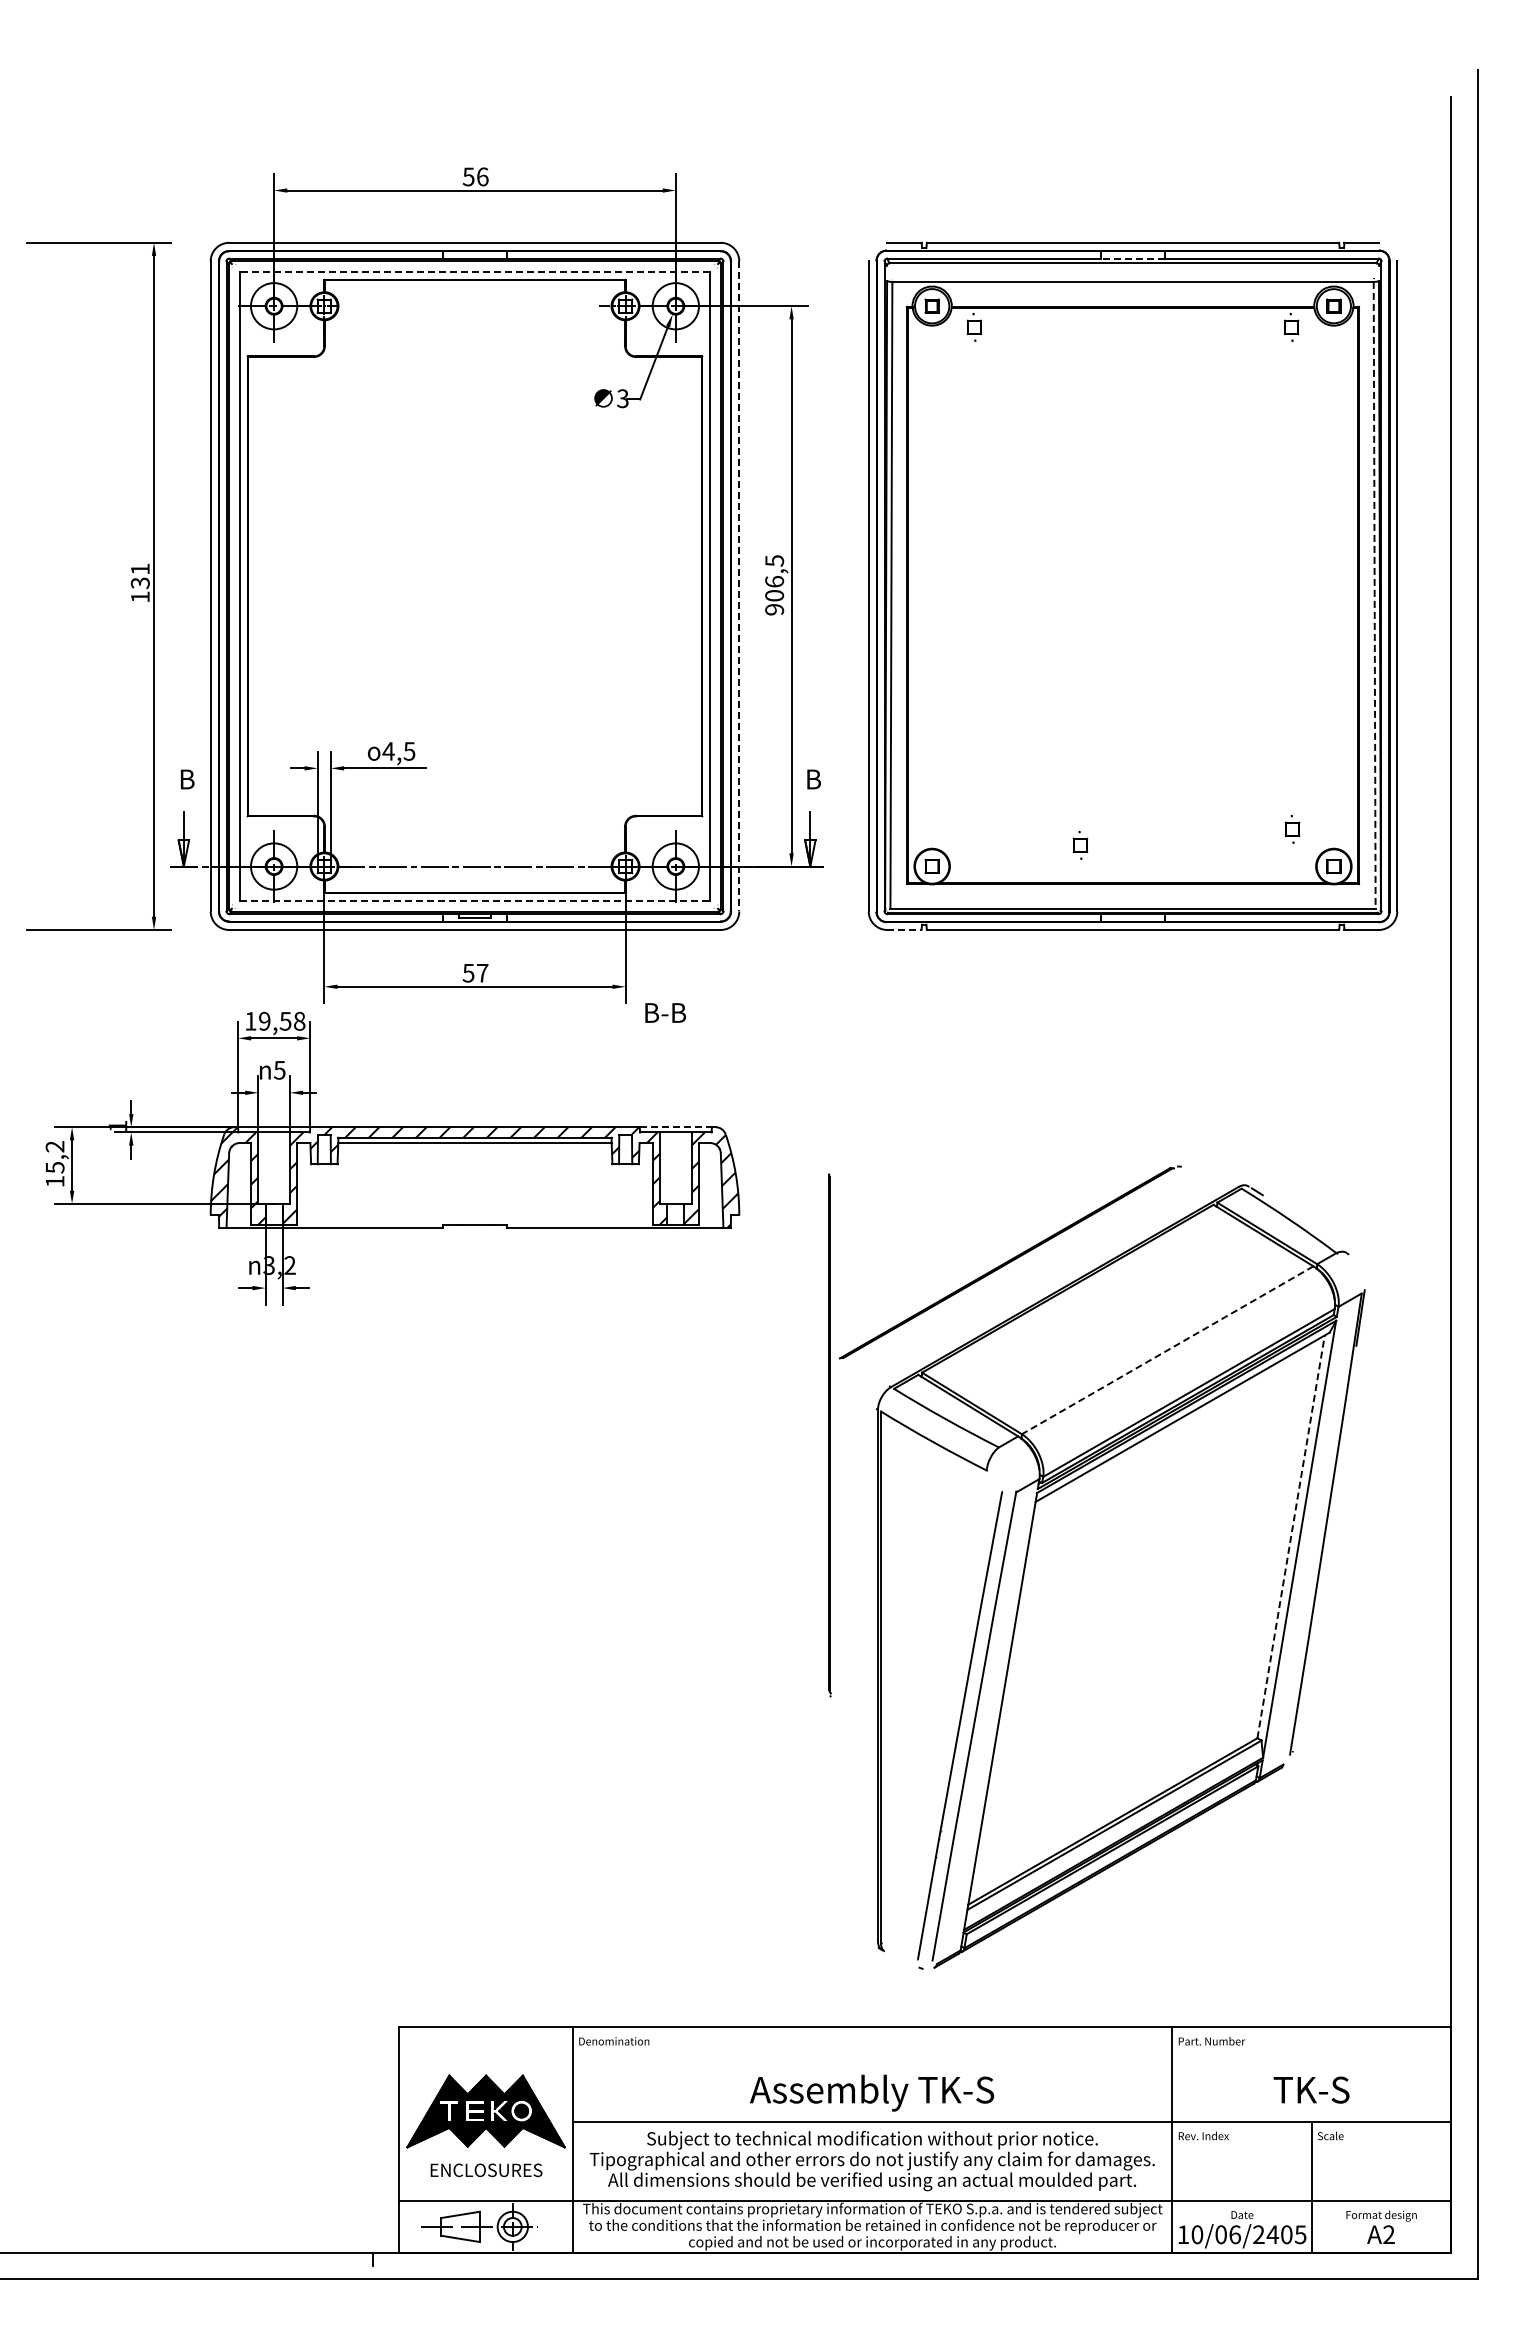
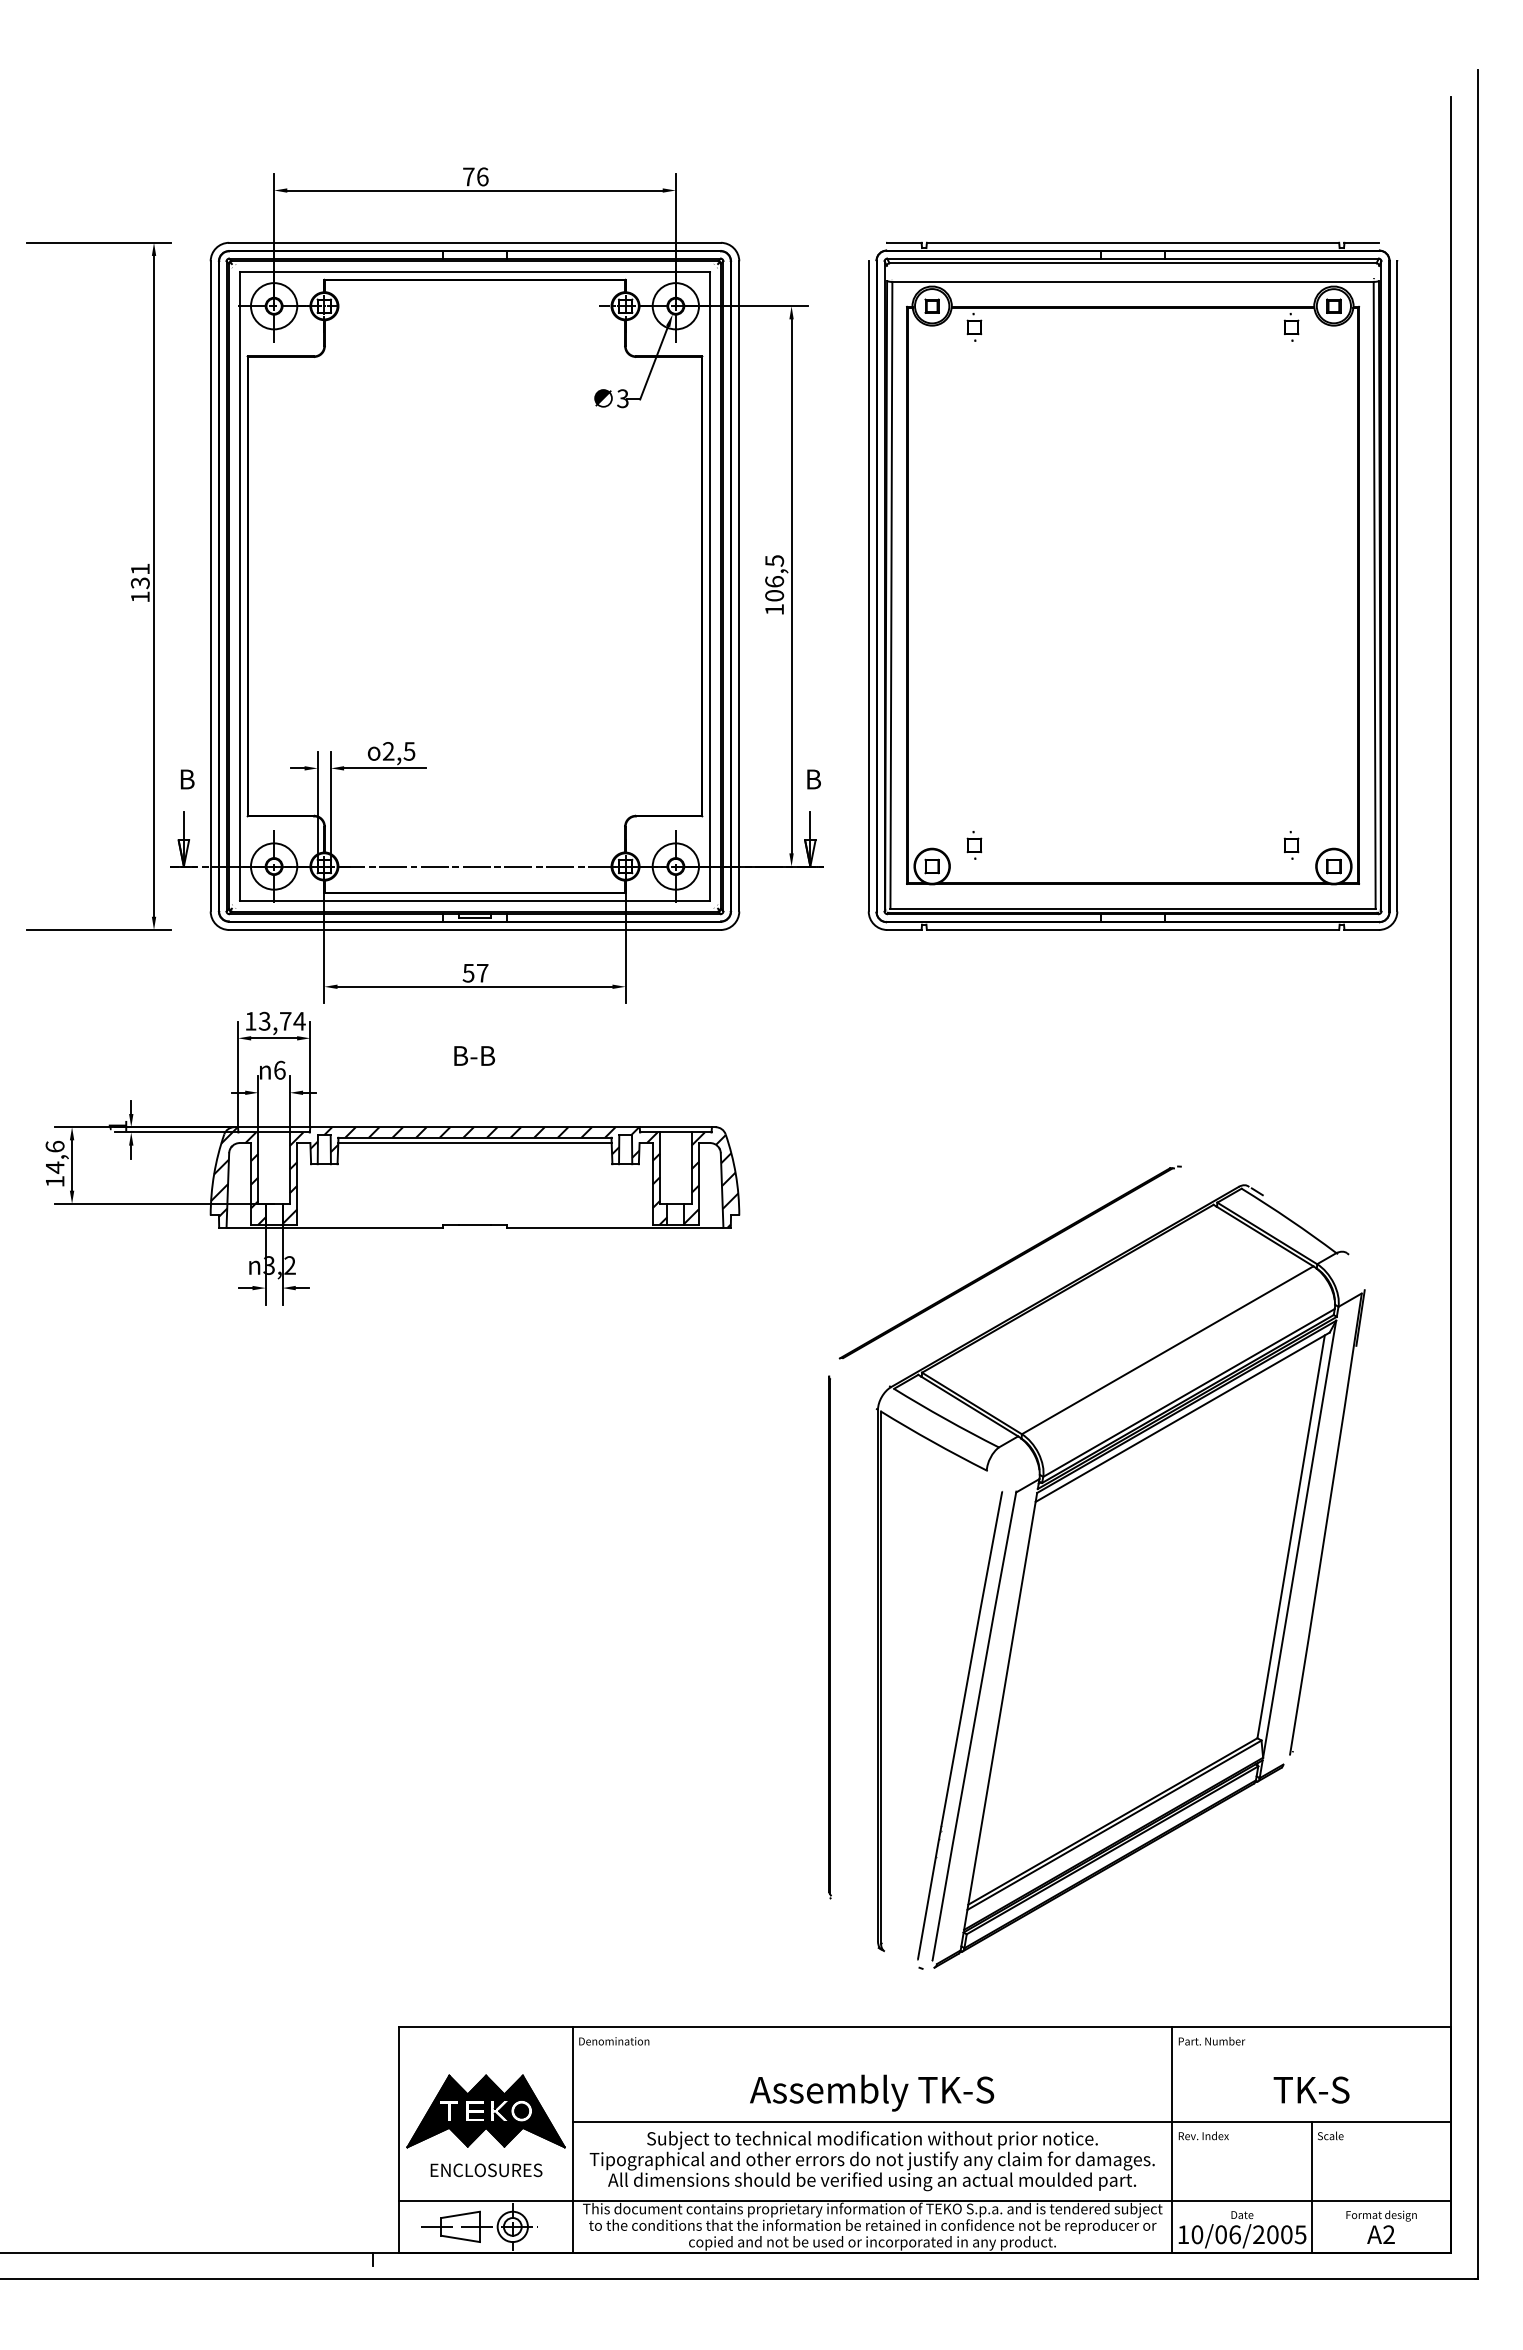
text: 56 -> 76 (468, 176)
line: dashed -> solid (1133, 258)
line: dashed -> solid (474, 271)
line: dashed -> solid (739, 586)
line: dashed -> solid (1374, 595)
text: 906,5 -> 106,5 (774, 609)
text: 4,5 -> 2,5 (388, 751)
part position: (1292, 829) -> (1291, 845) (1291, 845)
part position: (1080, 845) -> (974, 845) (974, 845)
line: dashed -> solid (475, 900)
line: dashed -> solid (904, 929)
text position: (665, 1012) -> (474, 1055) (474, 1055)
text: 19,58 -> 13,74 (281, 1020)
text: 5 -> 6 (279, 1069)
line: dashed -> solid (676, 1127)
text: 15,2 -> 14,6 (54, 1157)
line: dashed -> solid (1167, 1350)
line position: (829, 1435) -> (829, 1637) (829, 1637)
line: dashed -> solid (1291, 1536)
text: 10/06/2405 -> 10/06/2005 (1272, 2234)
